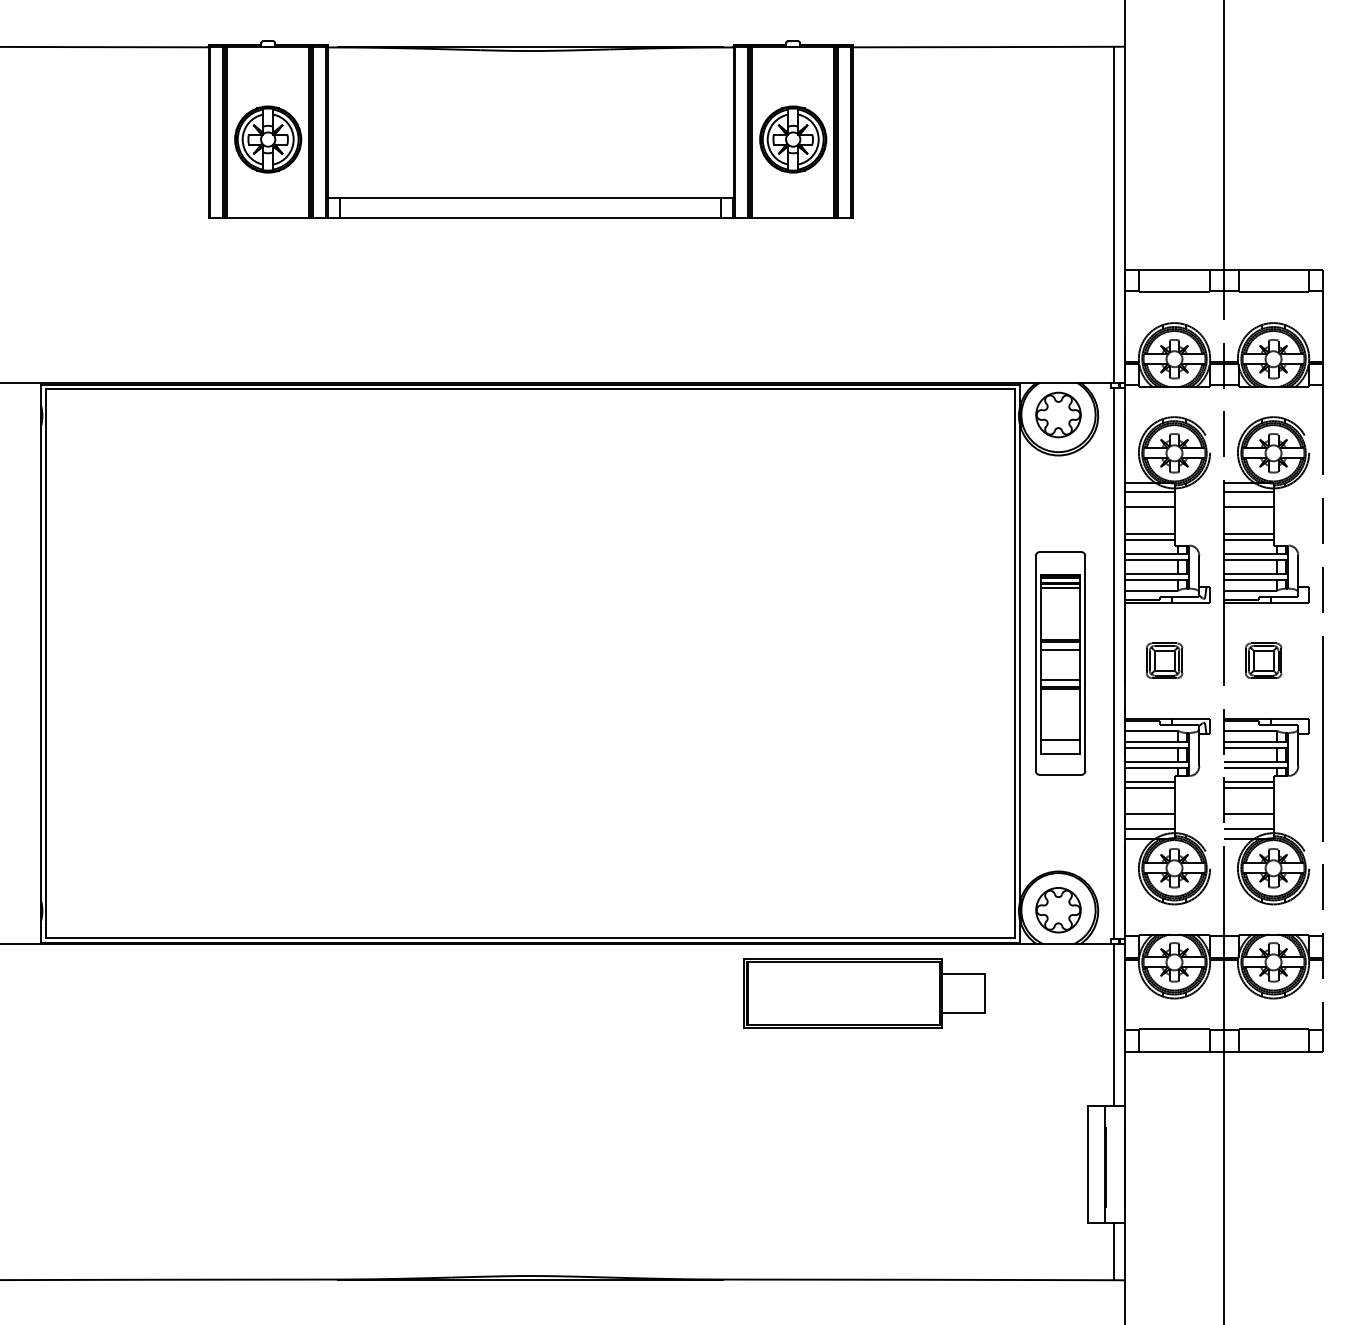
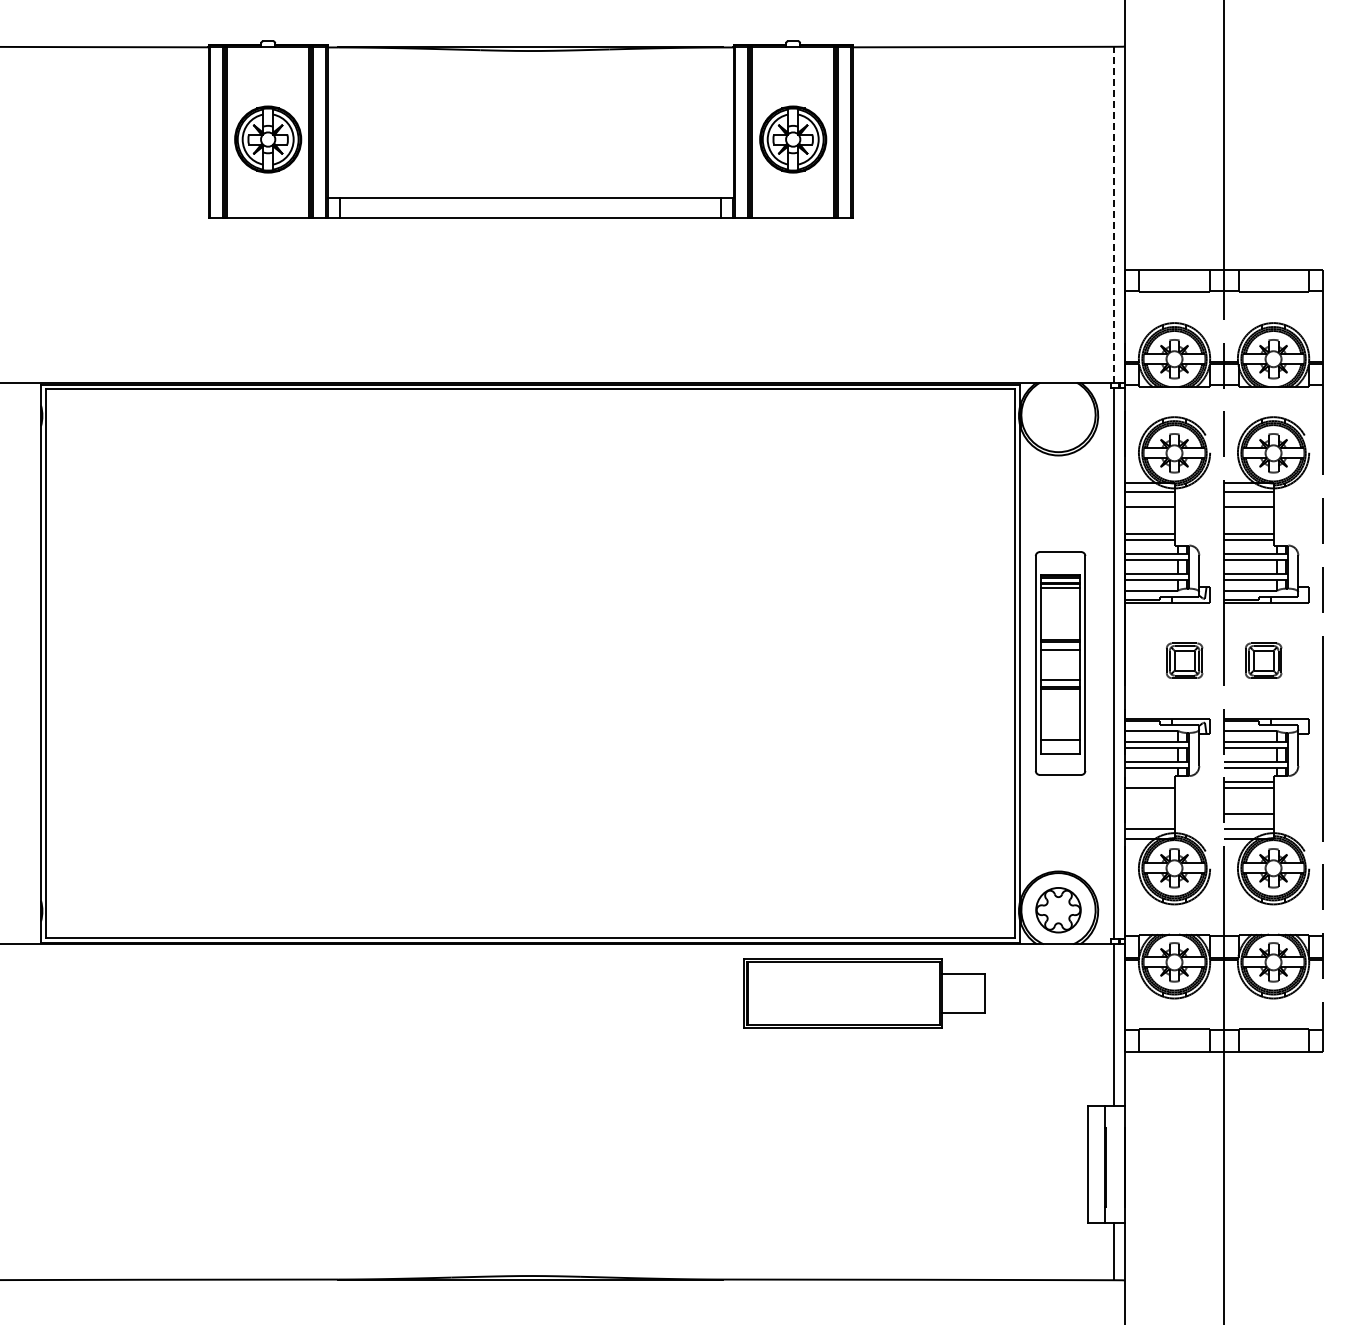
line: solid -> dashed (1113, 214)
part: present -> none (1058, 414)
part position: (1164, 660) -> (1184, 660) (1184, 660)
line: present -> none (1149, 781)
line: present -> none (1149, 814)
